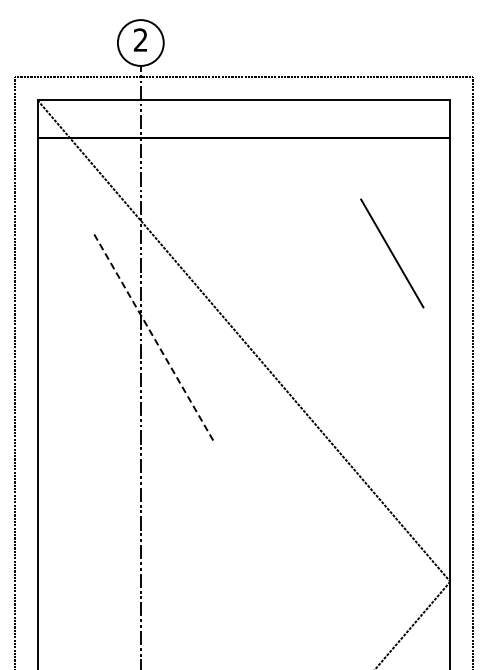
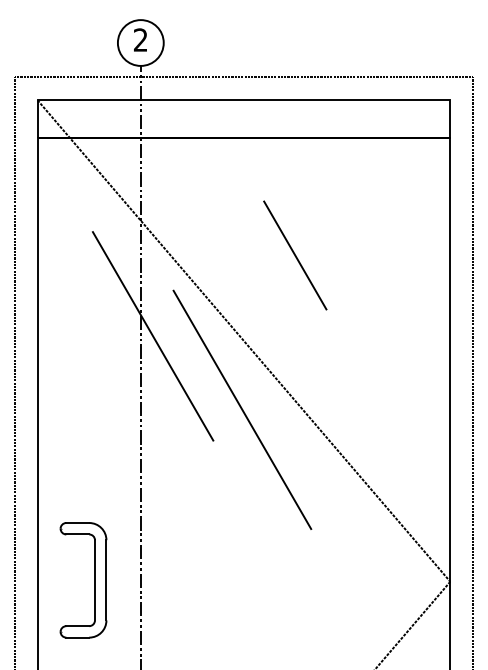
line position: (392, 253) -> (295, 255) (295, 255)
line: dashed -> solid (152, 335)
line: none -> present (242, 409)
part: none -> present (94, 580)
